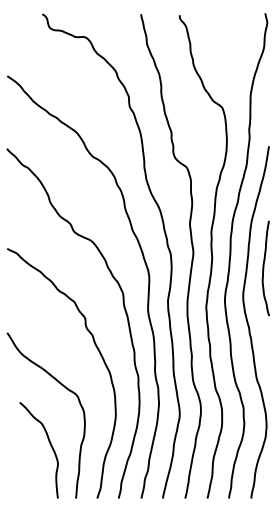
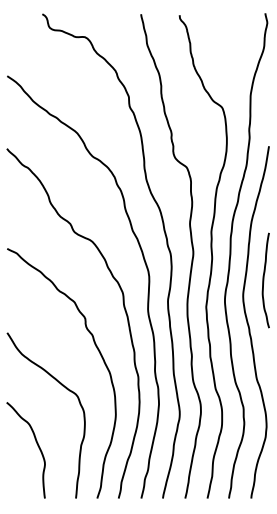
curve position: (264, 268) -> (264, 280) (264, 280)
curve position: (50, 446) -> (37, 446) (37, 446)
